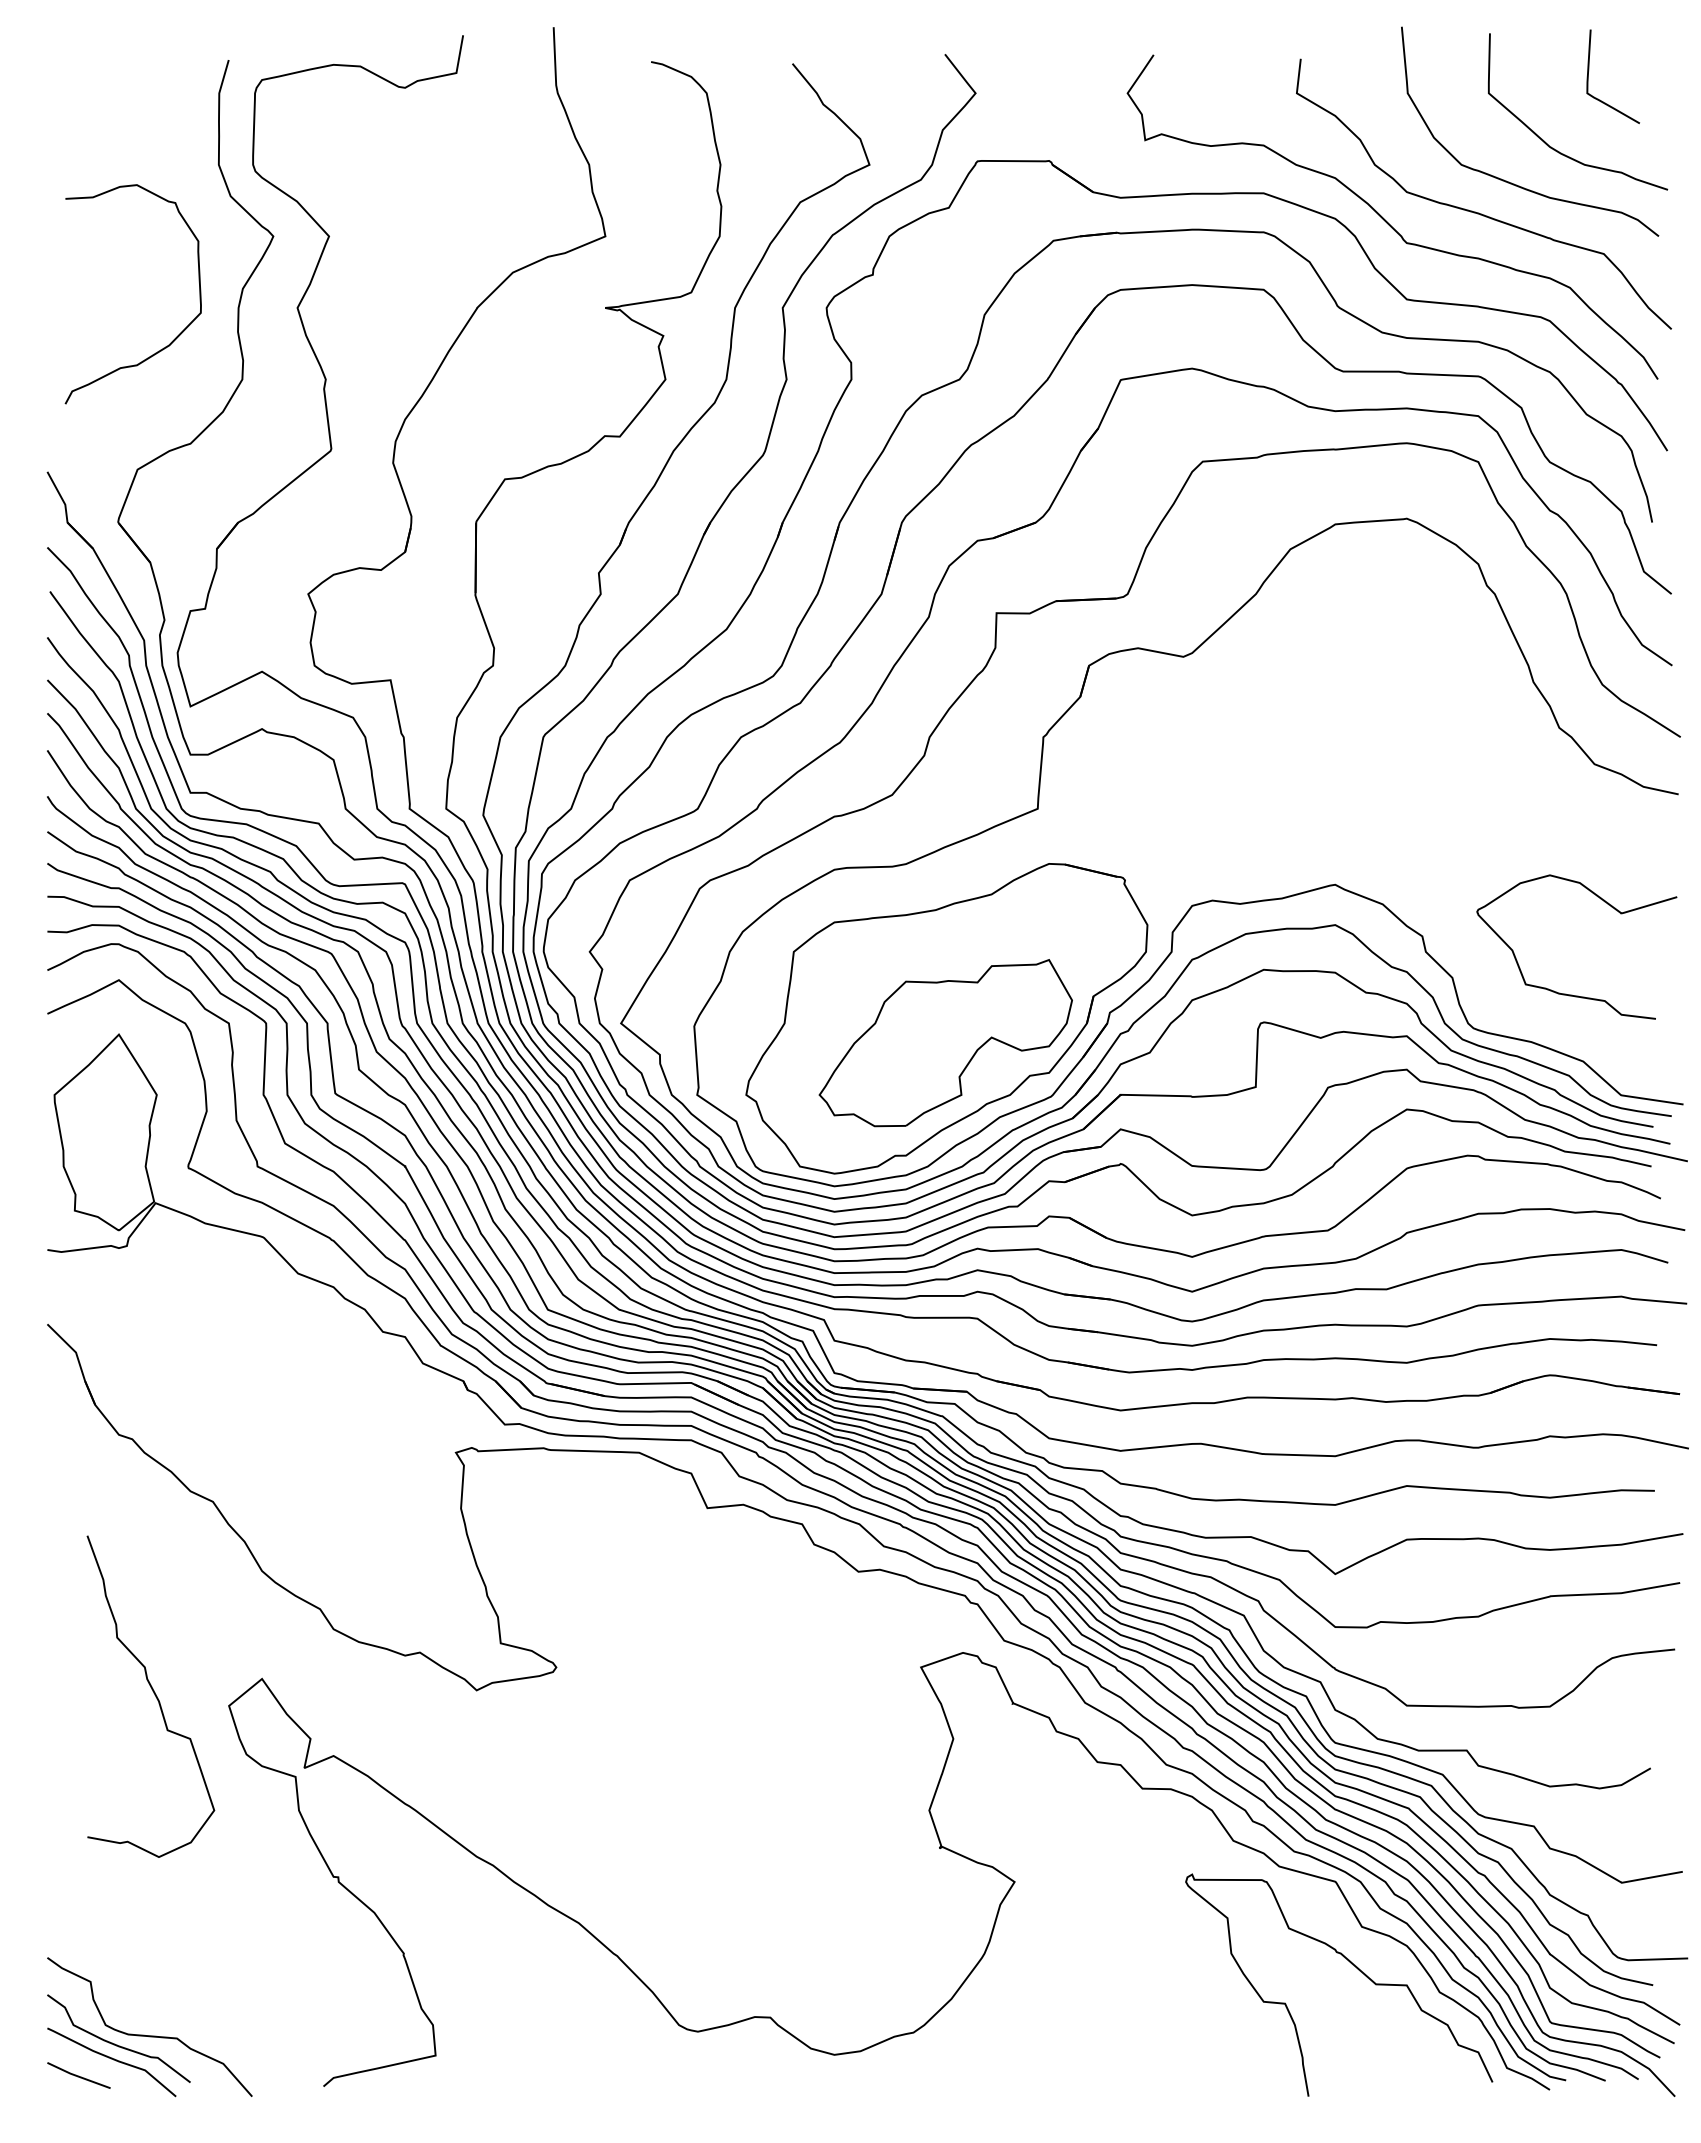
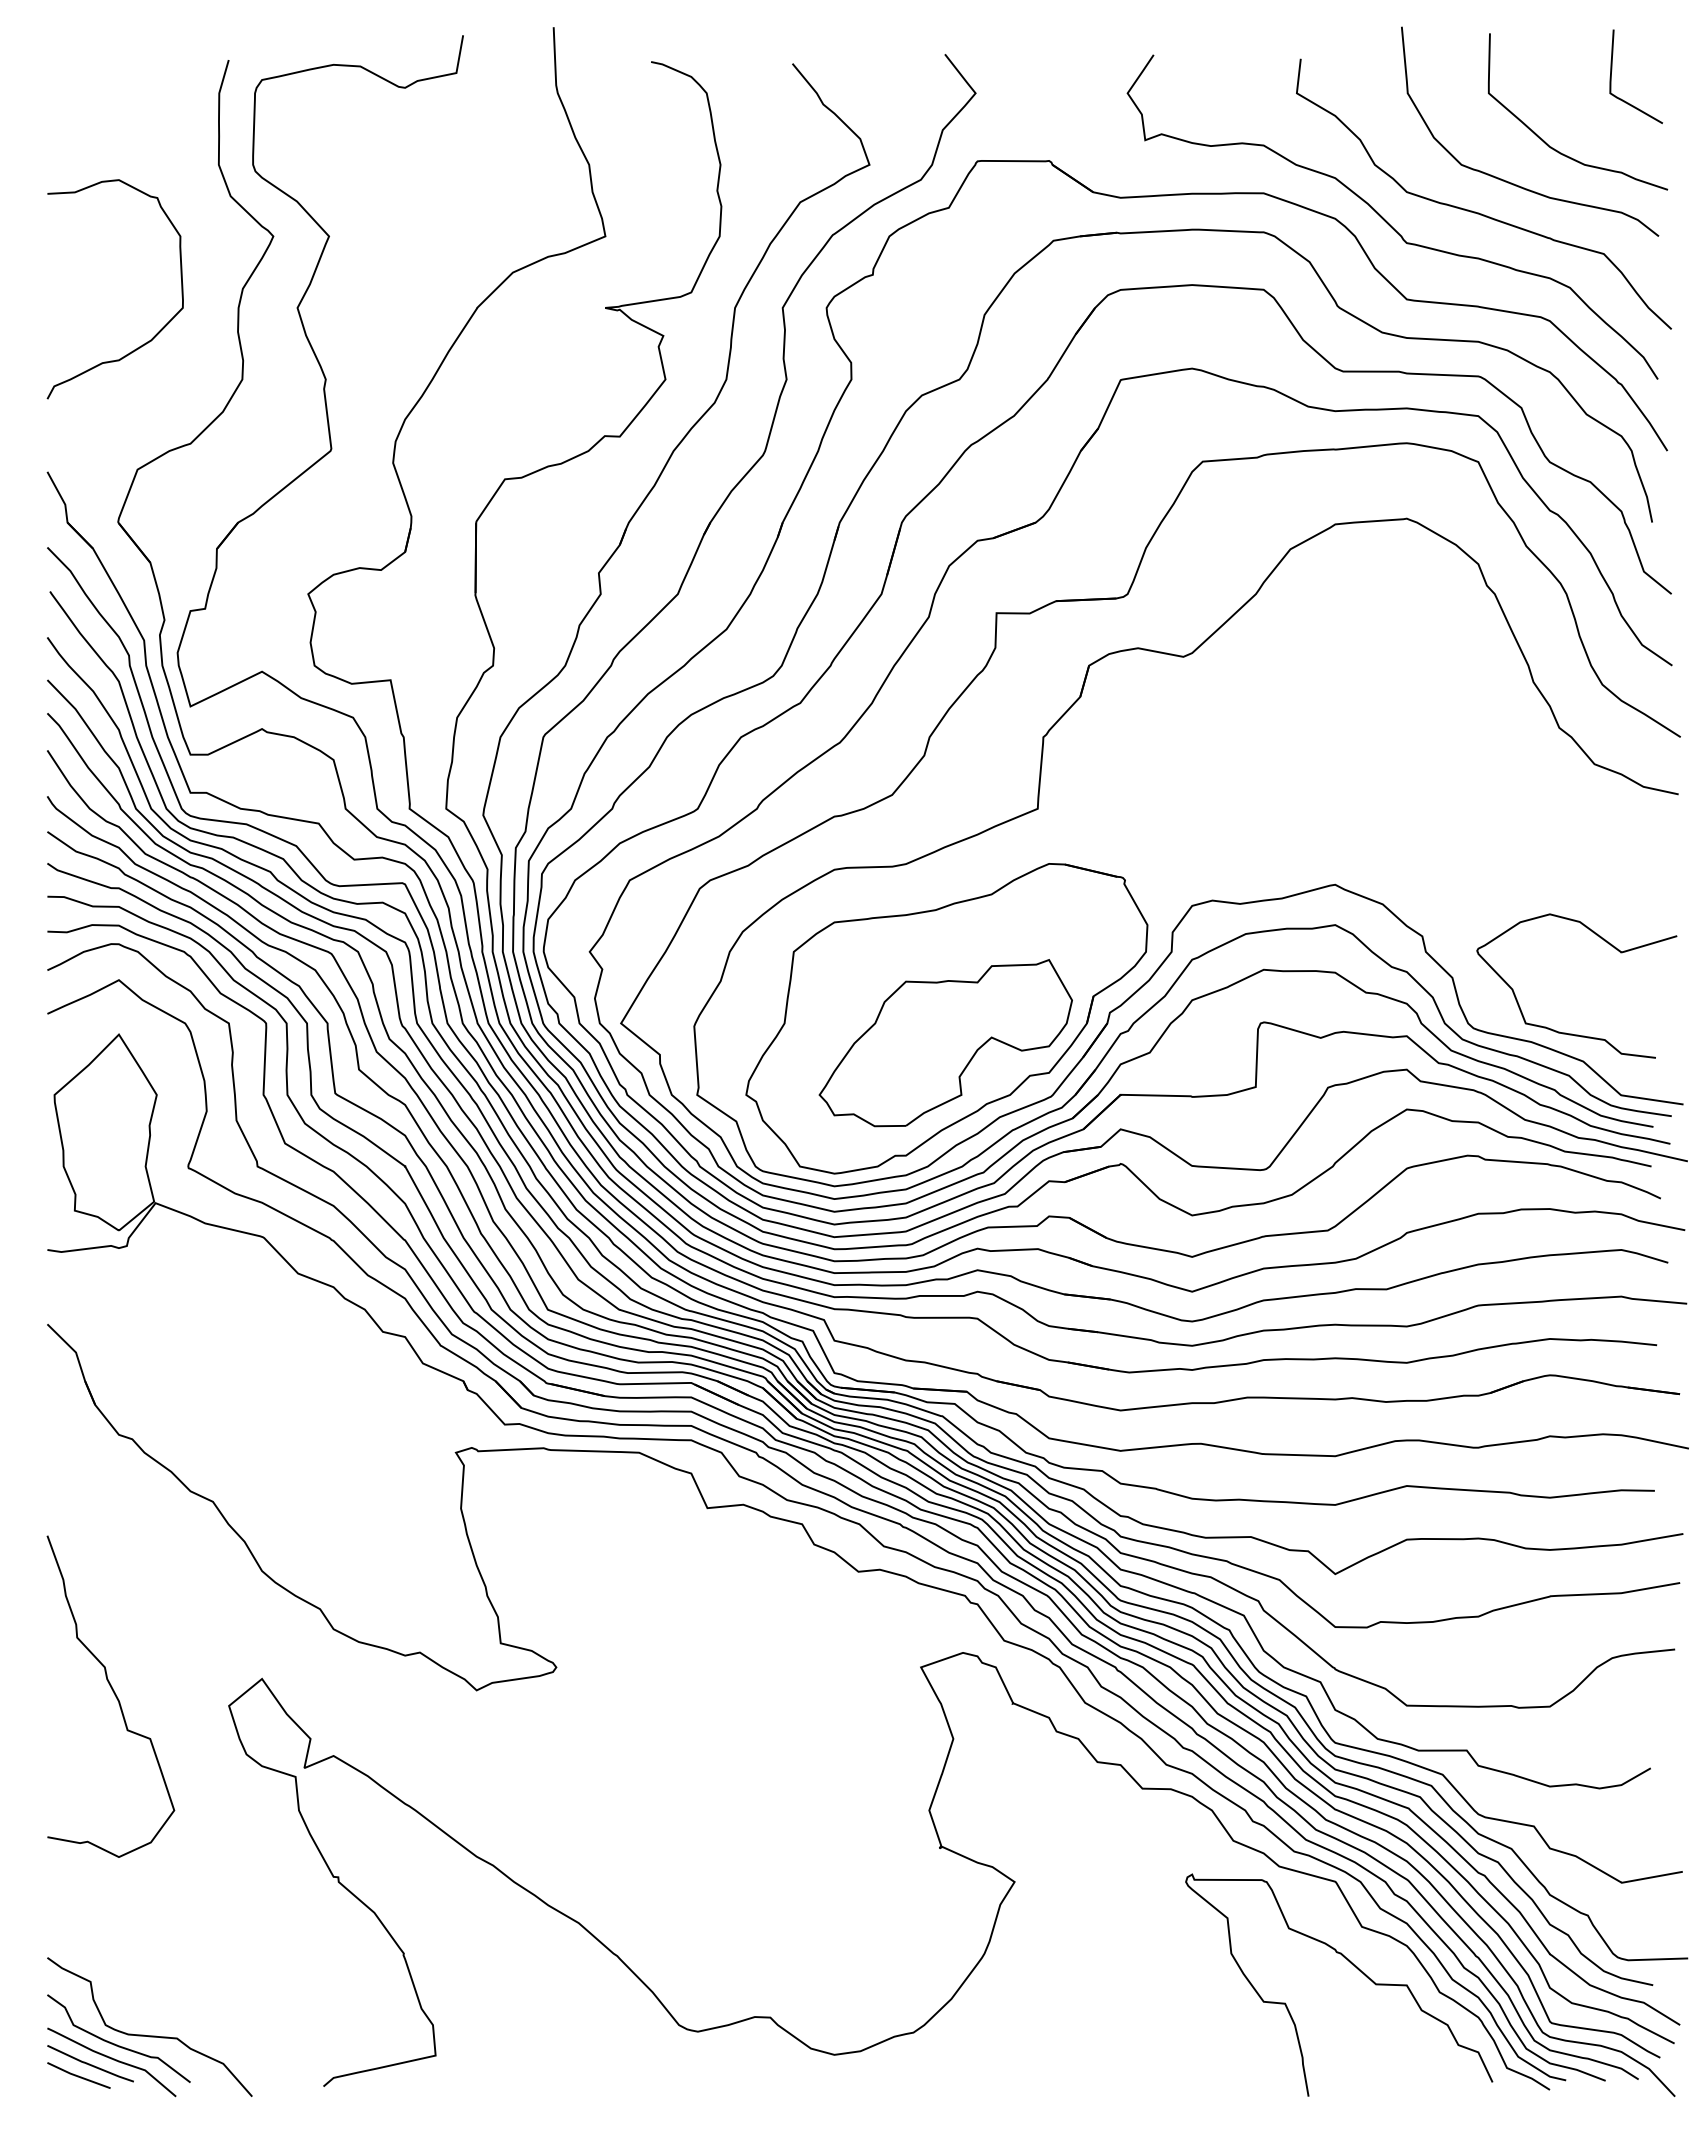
curve position: (1589, 70) -> (1612, 70) (1612, 70)
curve position: (175, 337) -> (157, 332) (157, 332)
curve position: (1566, 993) -> (1566, 1032) (1566, 1032)
curve position: (154, 1695) -> (114, 1695) (114, 1695)
line: none -> present (89, 2063)
